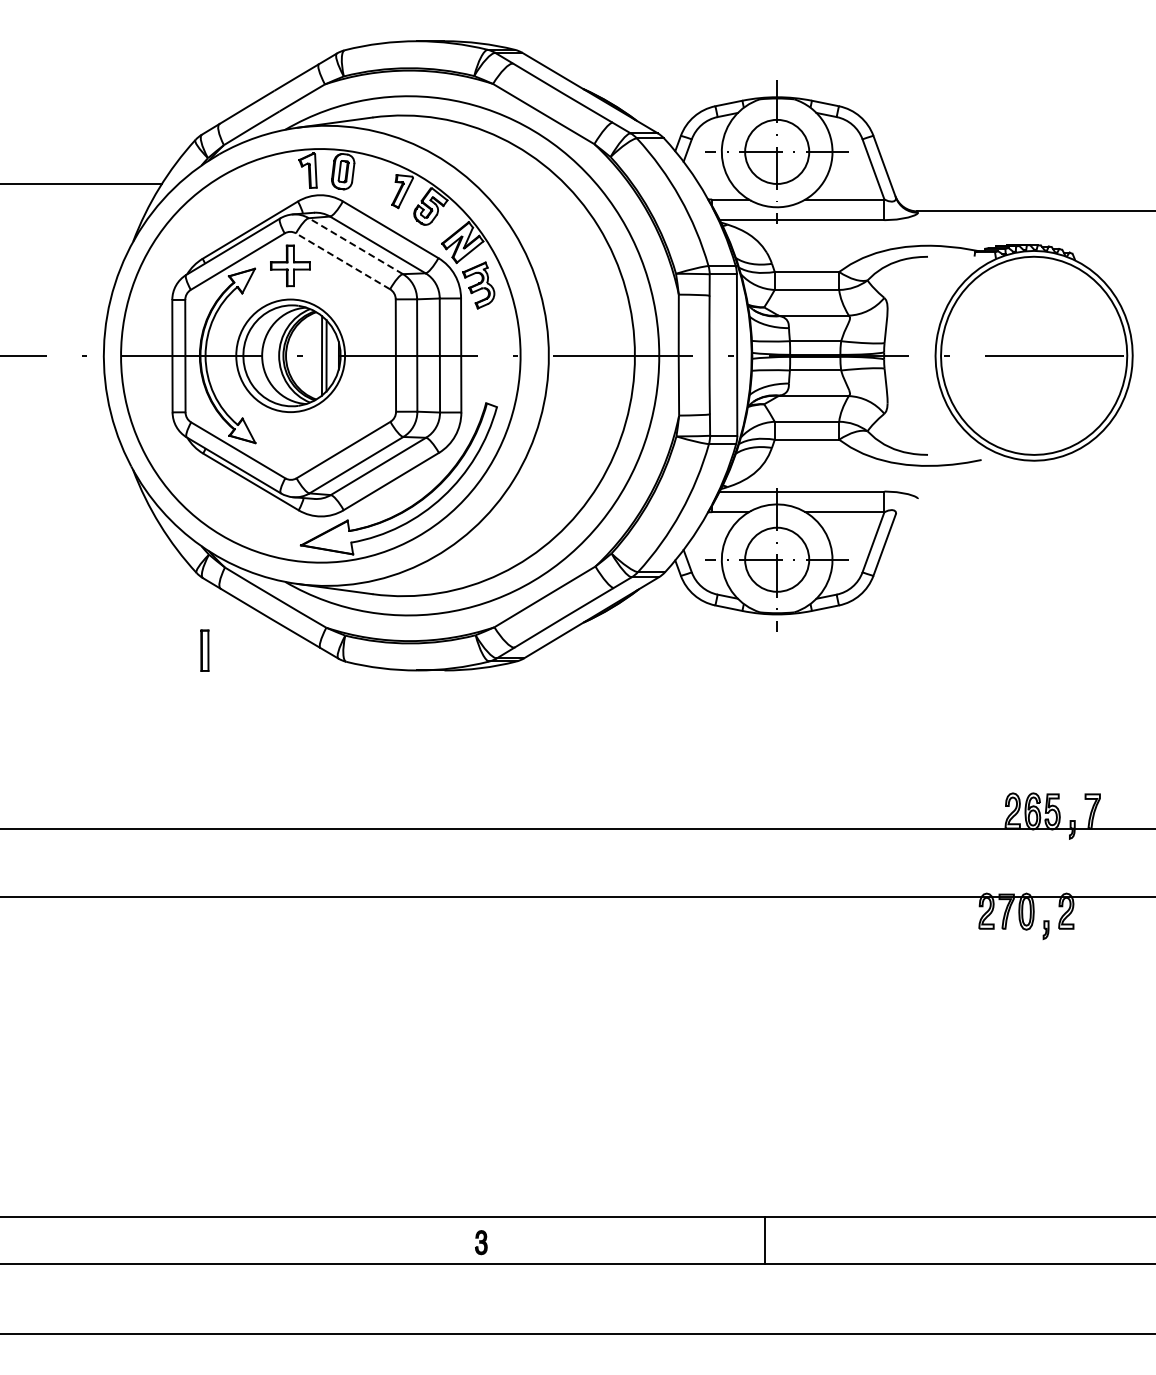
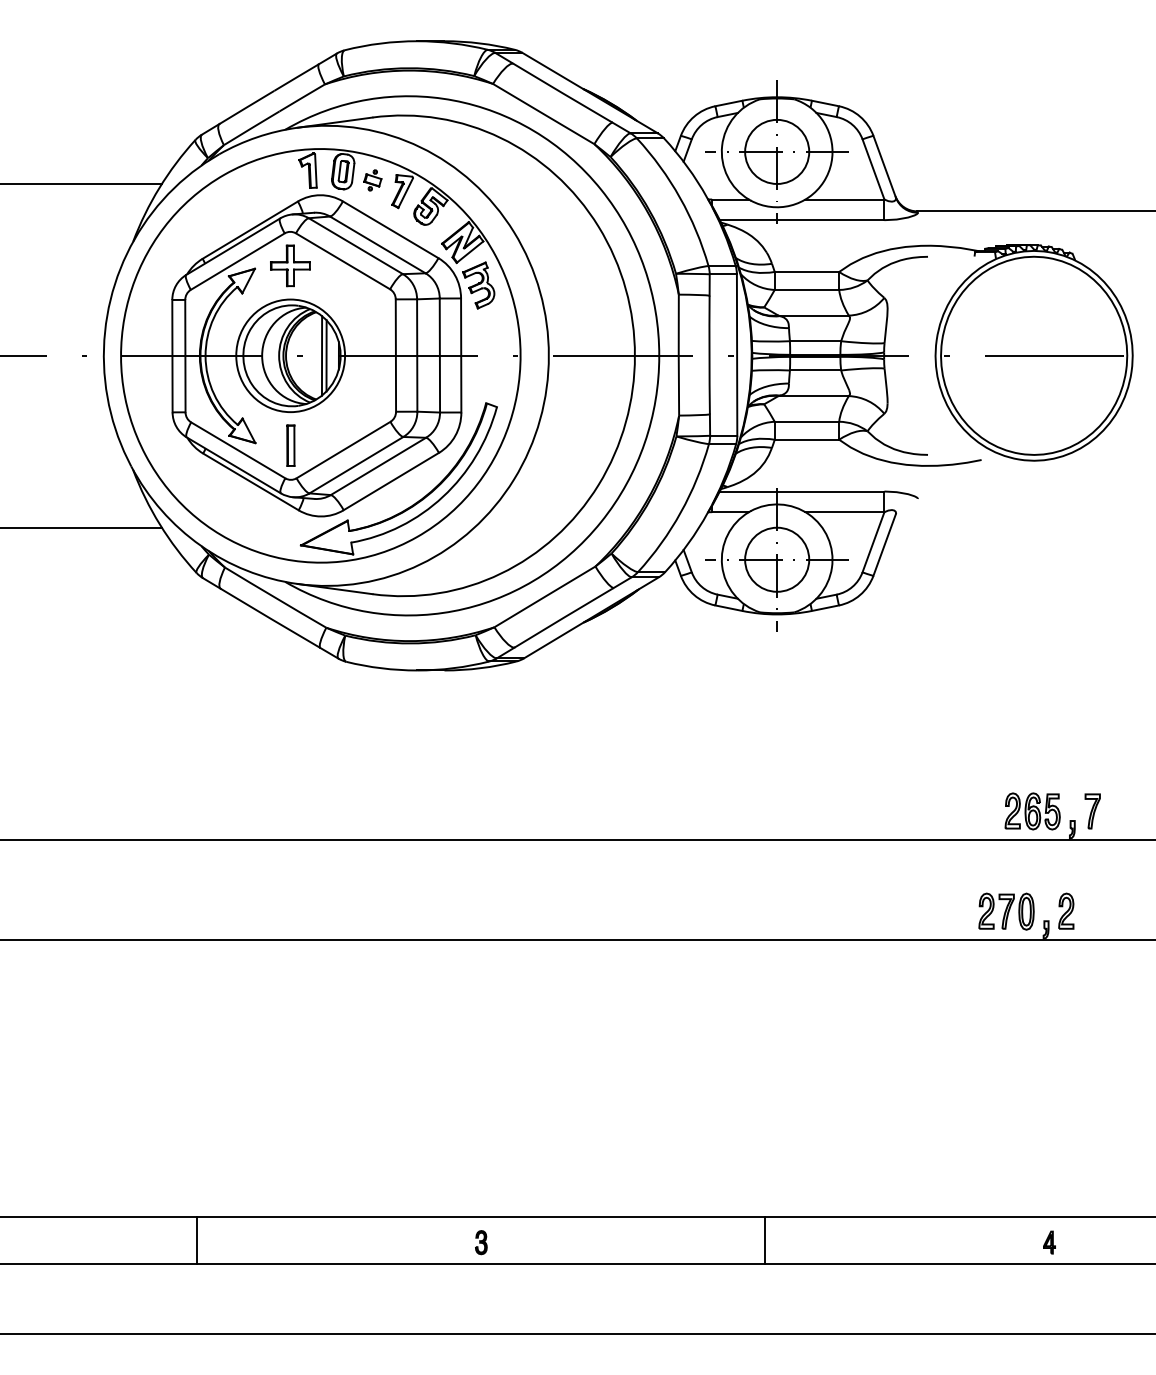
part: none -> present (372, 180)
line: dashed -> solid (355, 246)
line: dashed -> solid (343, 261)
line: none -> present (81, 527)
part position: (204, 650) -> (290, 445) (290, 445)
line position: (577, 829) -> (577, 840) (577, 840)
line position: (577, 897) -> (577, 940) (577, 940)
line: none -> present (197, 1240)
part: none -> present (1049, 1242)
